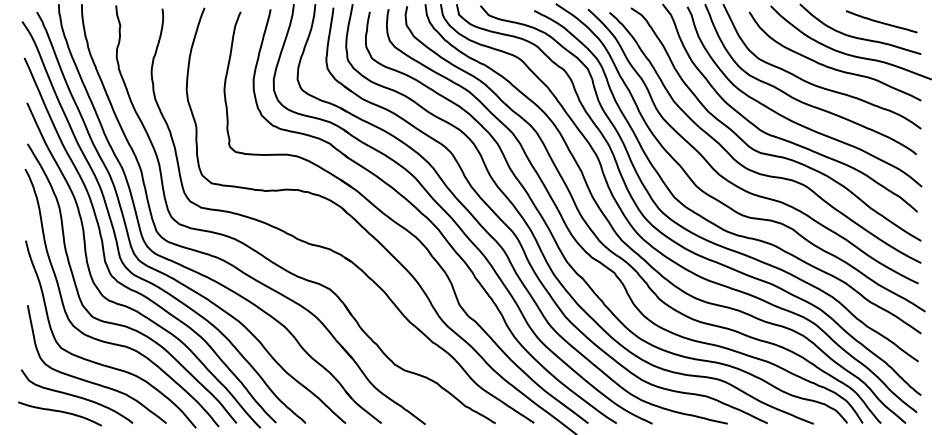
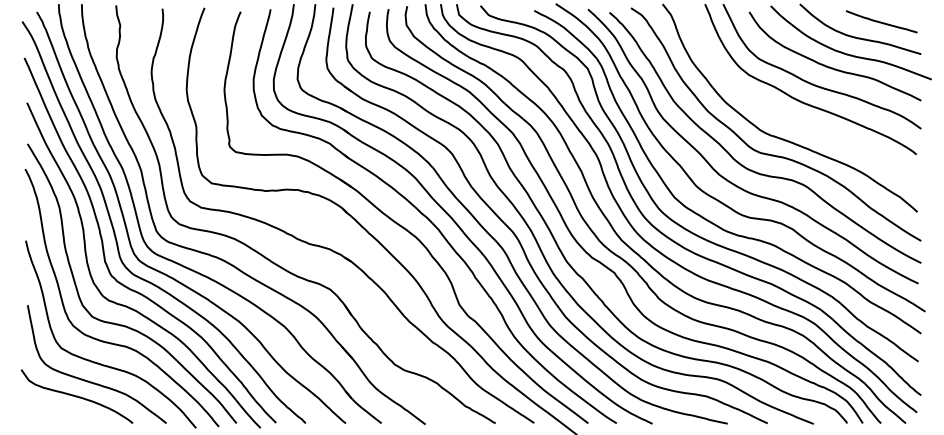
curve: present -> none (793, 120)
curve: present -> none (59, 412)
